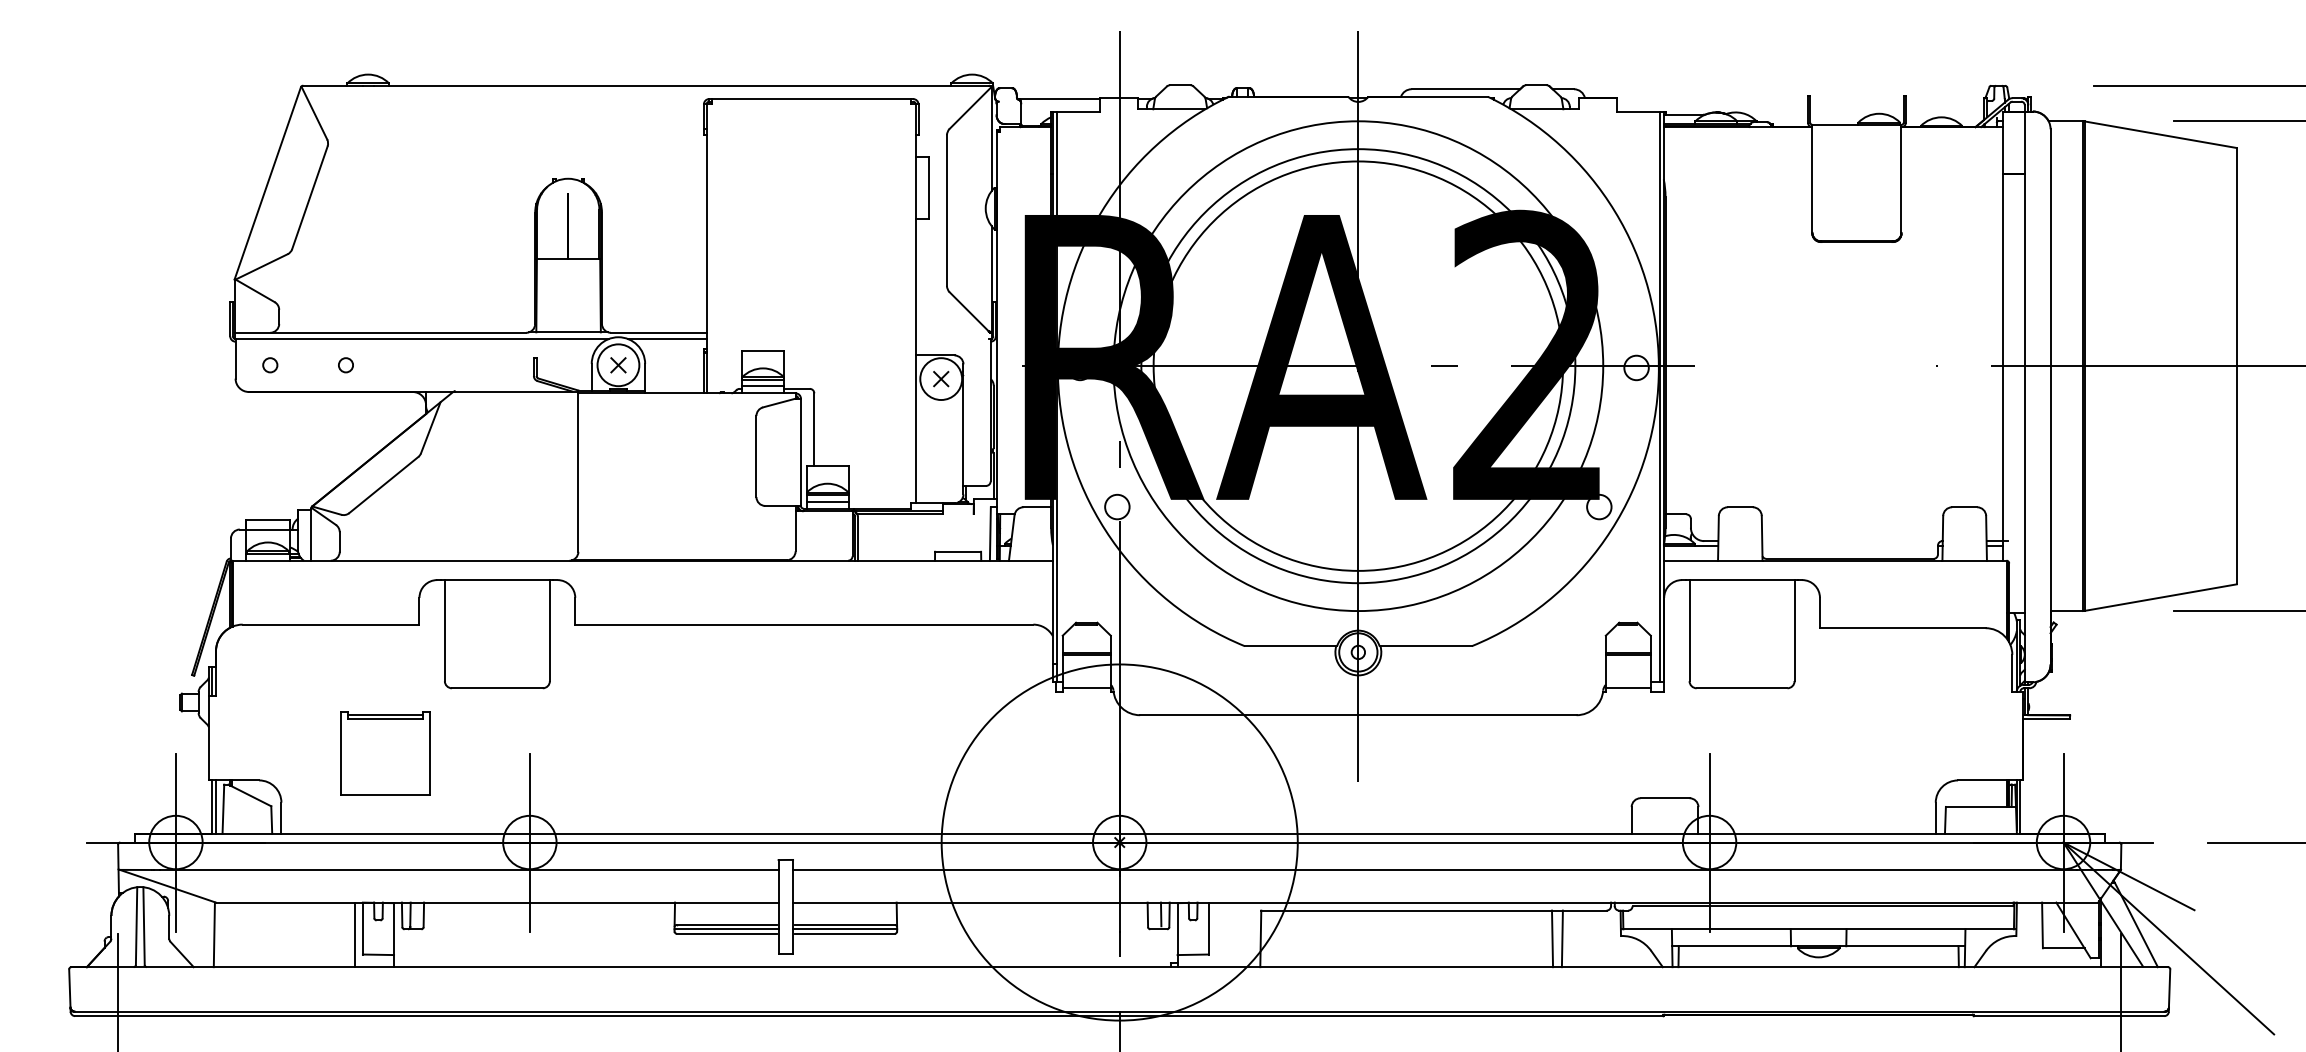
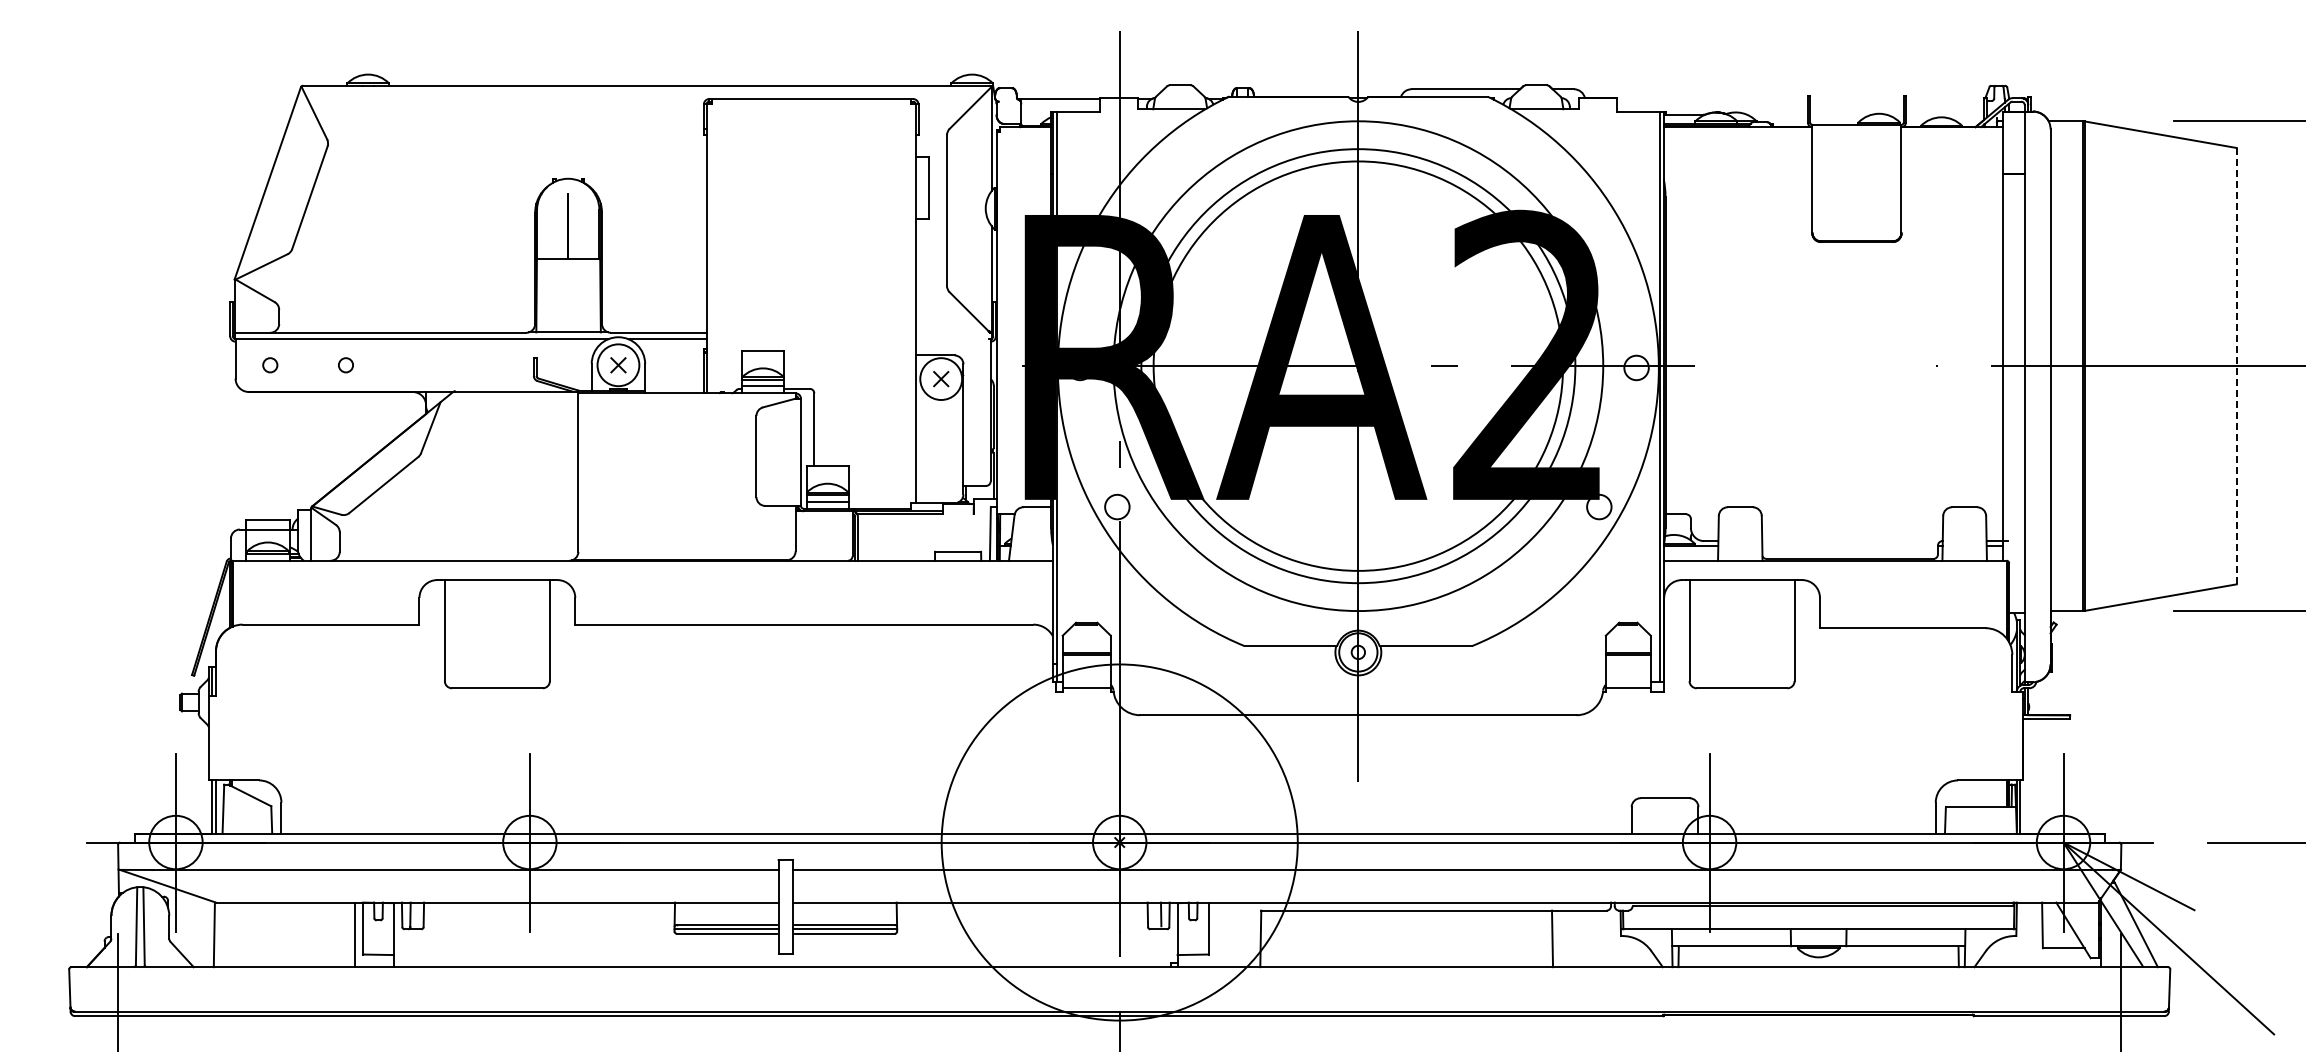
line: present -> none (2198, 85)
line: solid -> dashed (2236, 365)
part: present -> none (385, 753)
line: present -> none (1561, 938)
